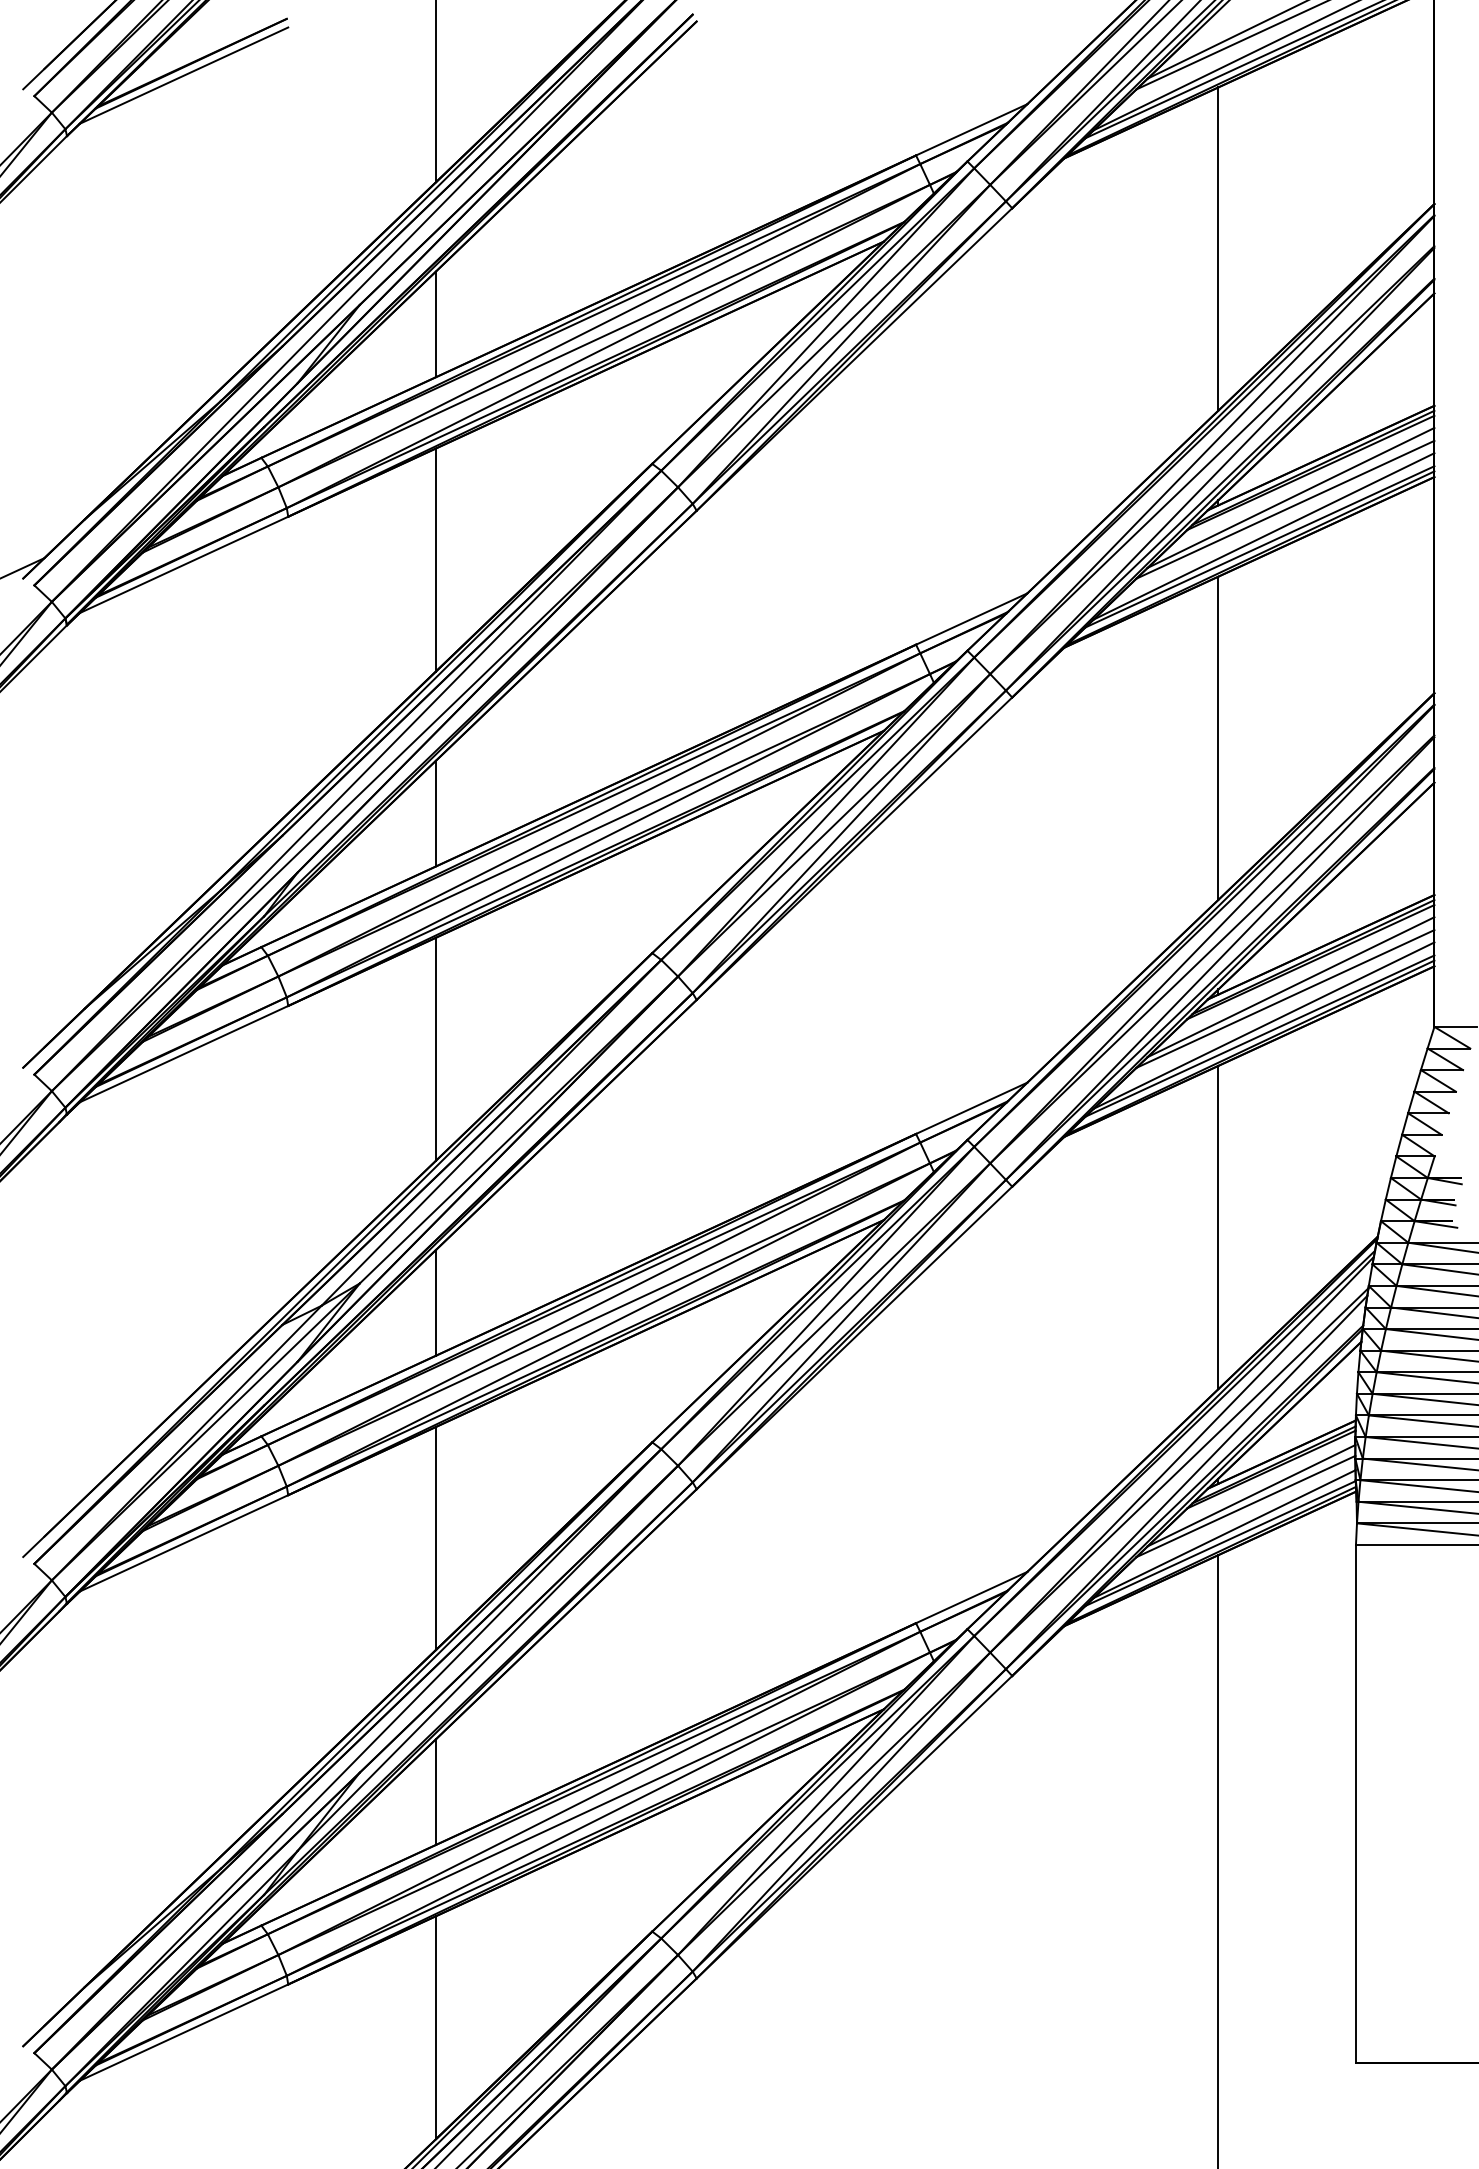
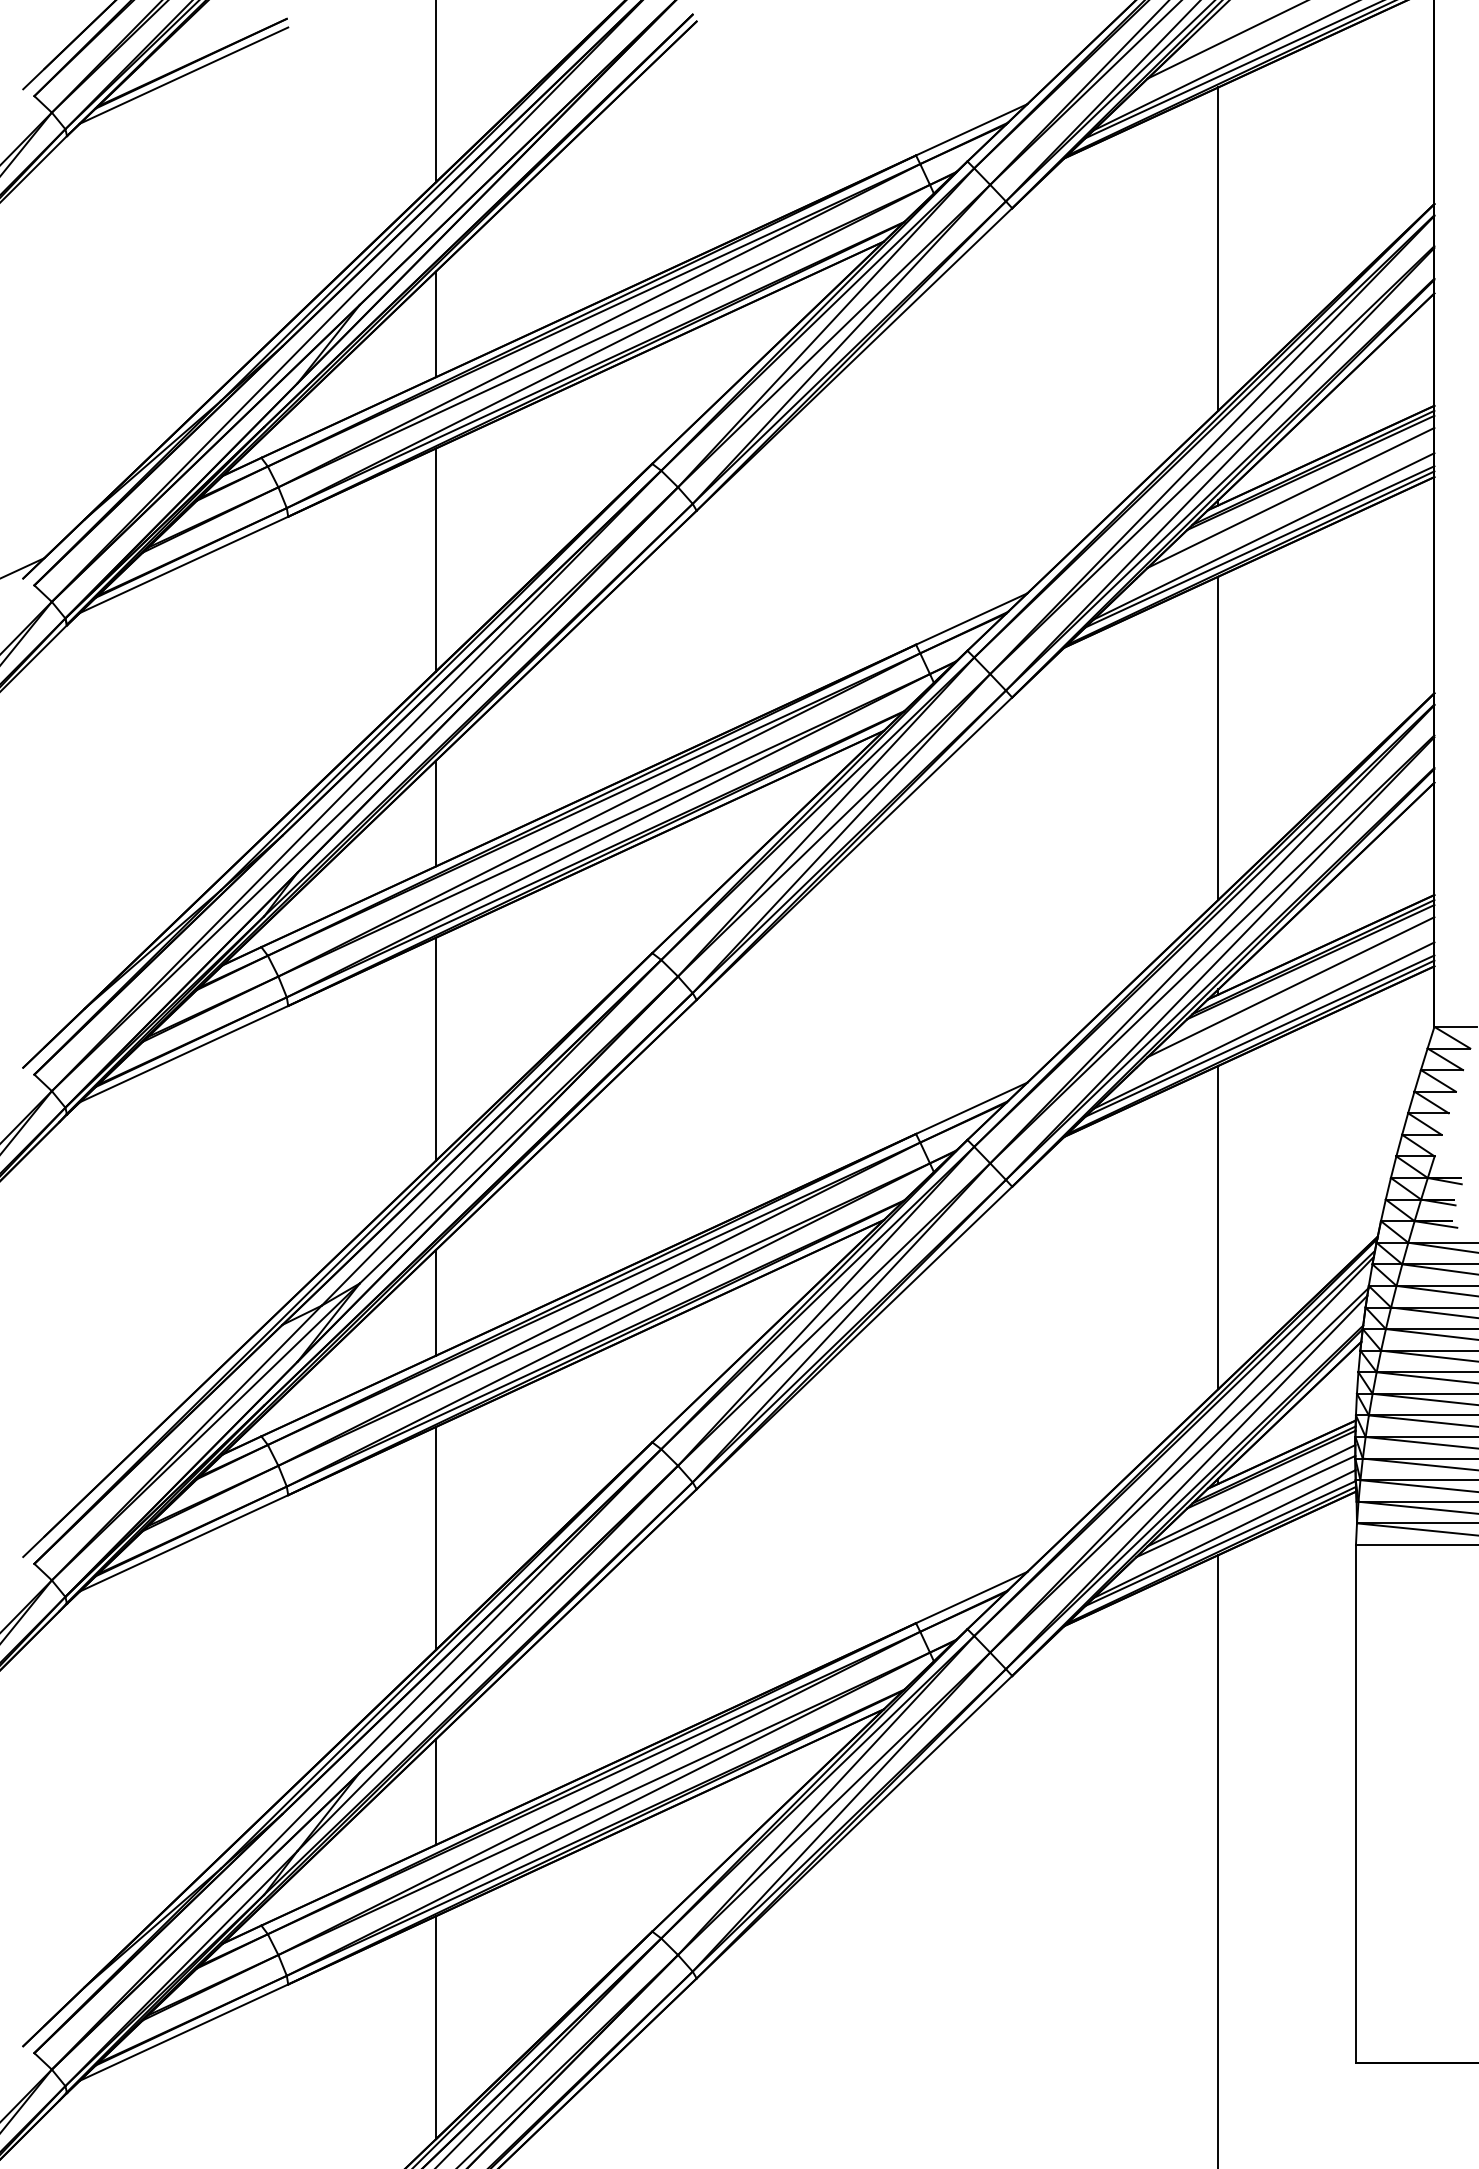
line: present -> none (1230, 45)
line: present -> none (1285, 509)
line: present -> none (1285, 998)
